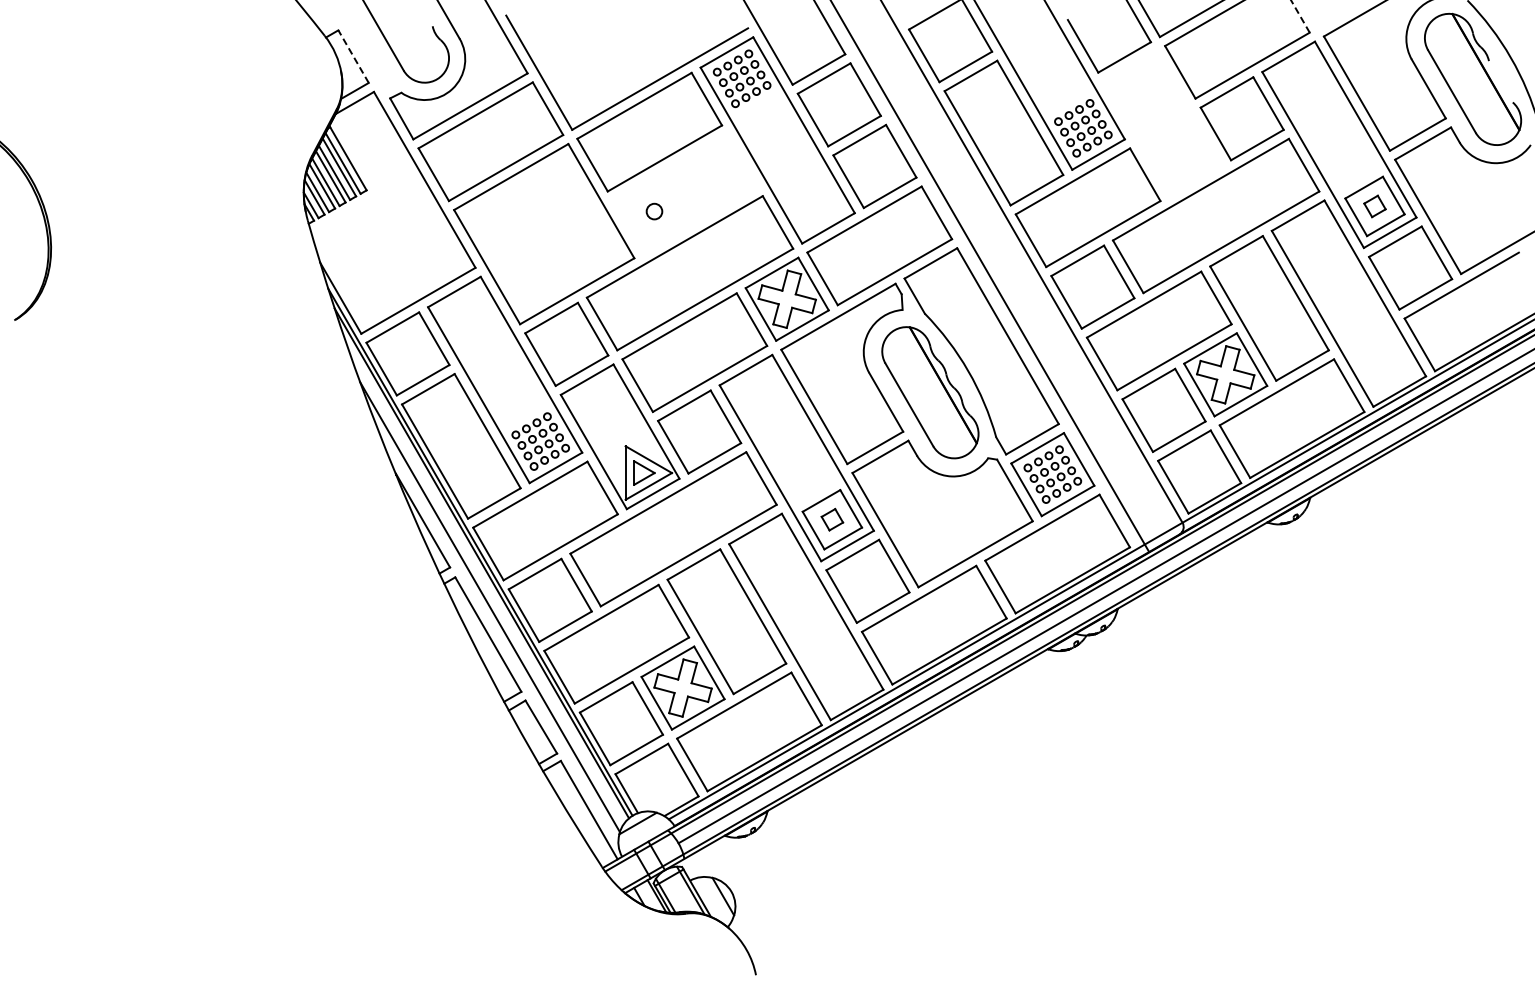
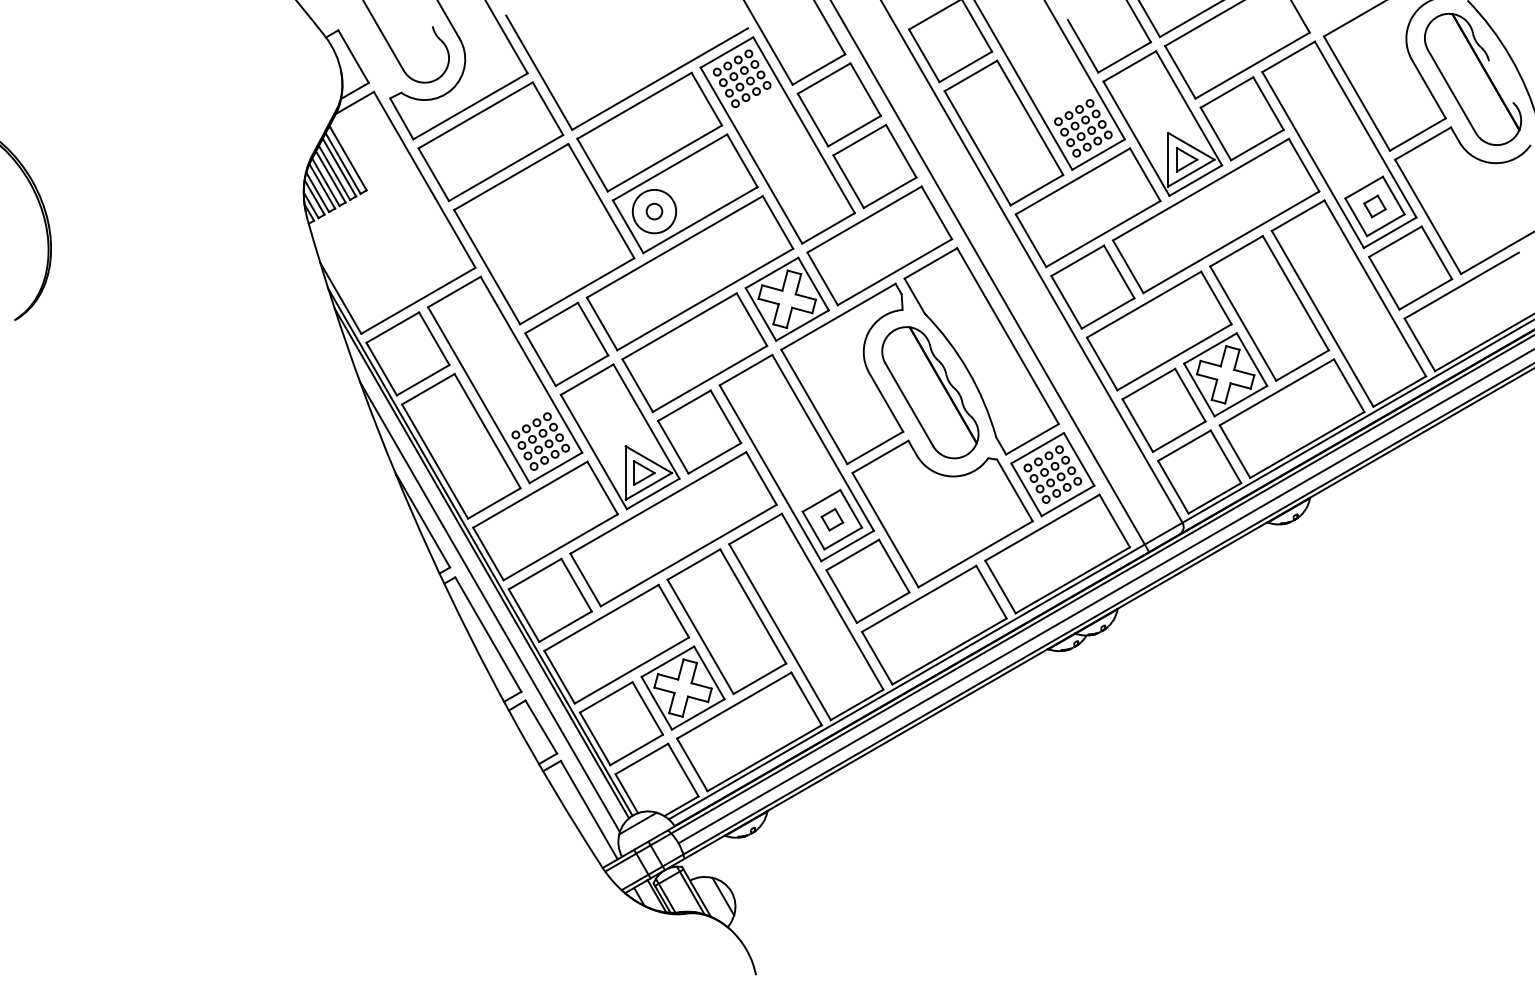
line: dashed -> solid (1300, 16)
line: dashed -> solid (353, 56)
part: none -> present (1162, 123)
part: none -> present (684, 193)
